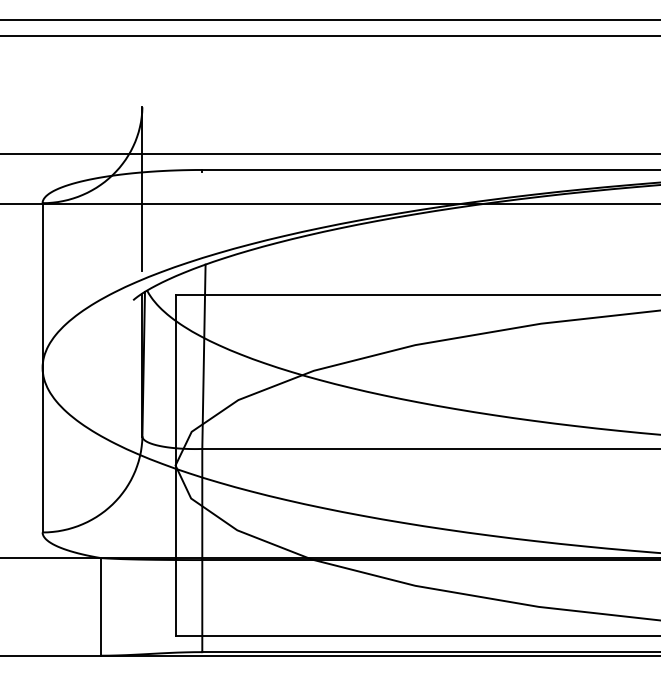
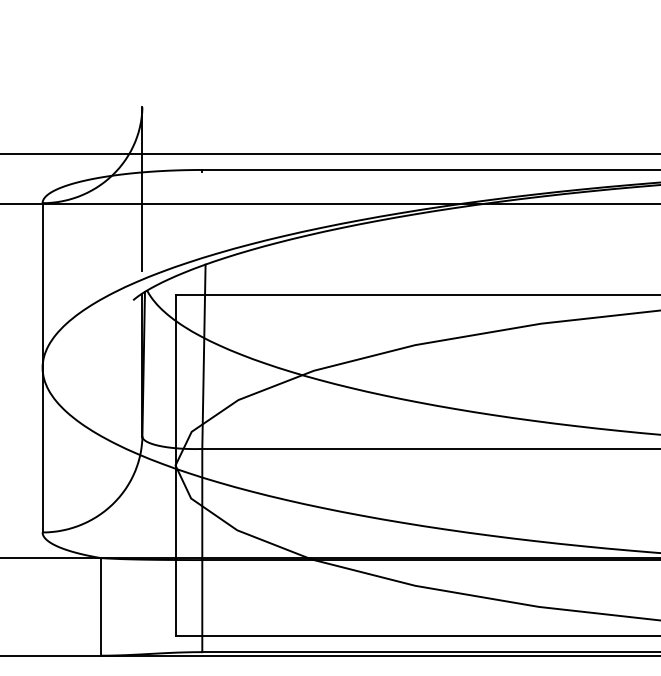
line: present -> none (329, 20)
line: present -> none (329, 35)
